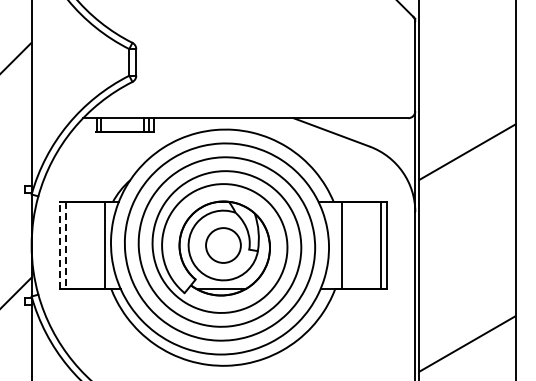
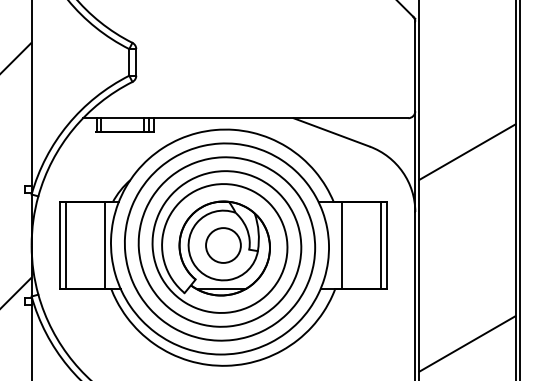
line: none -> present (519, 189)
line: dashed -> solid (60, 245)
line: dashed -> solid (66, 246)
